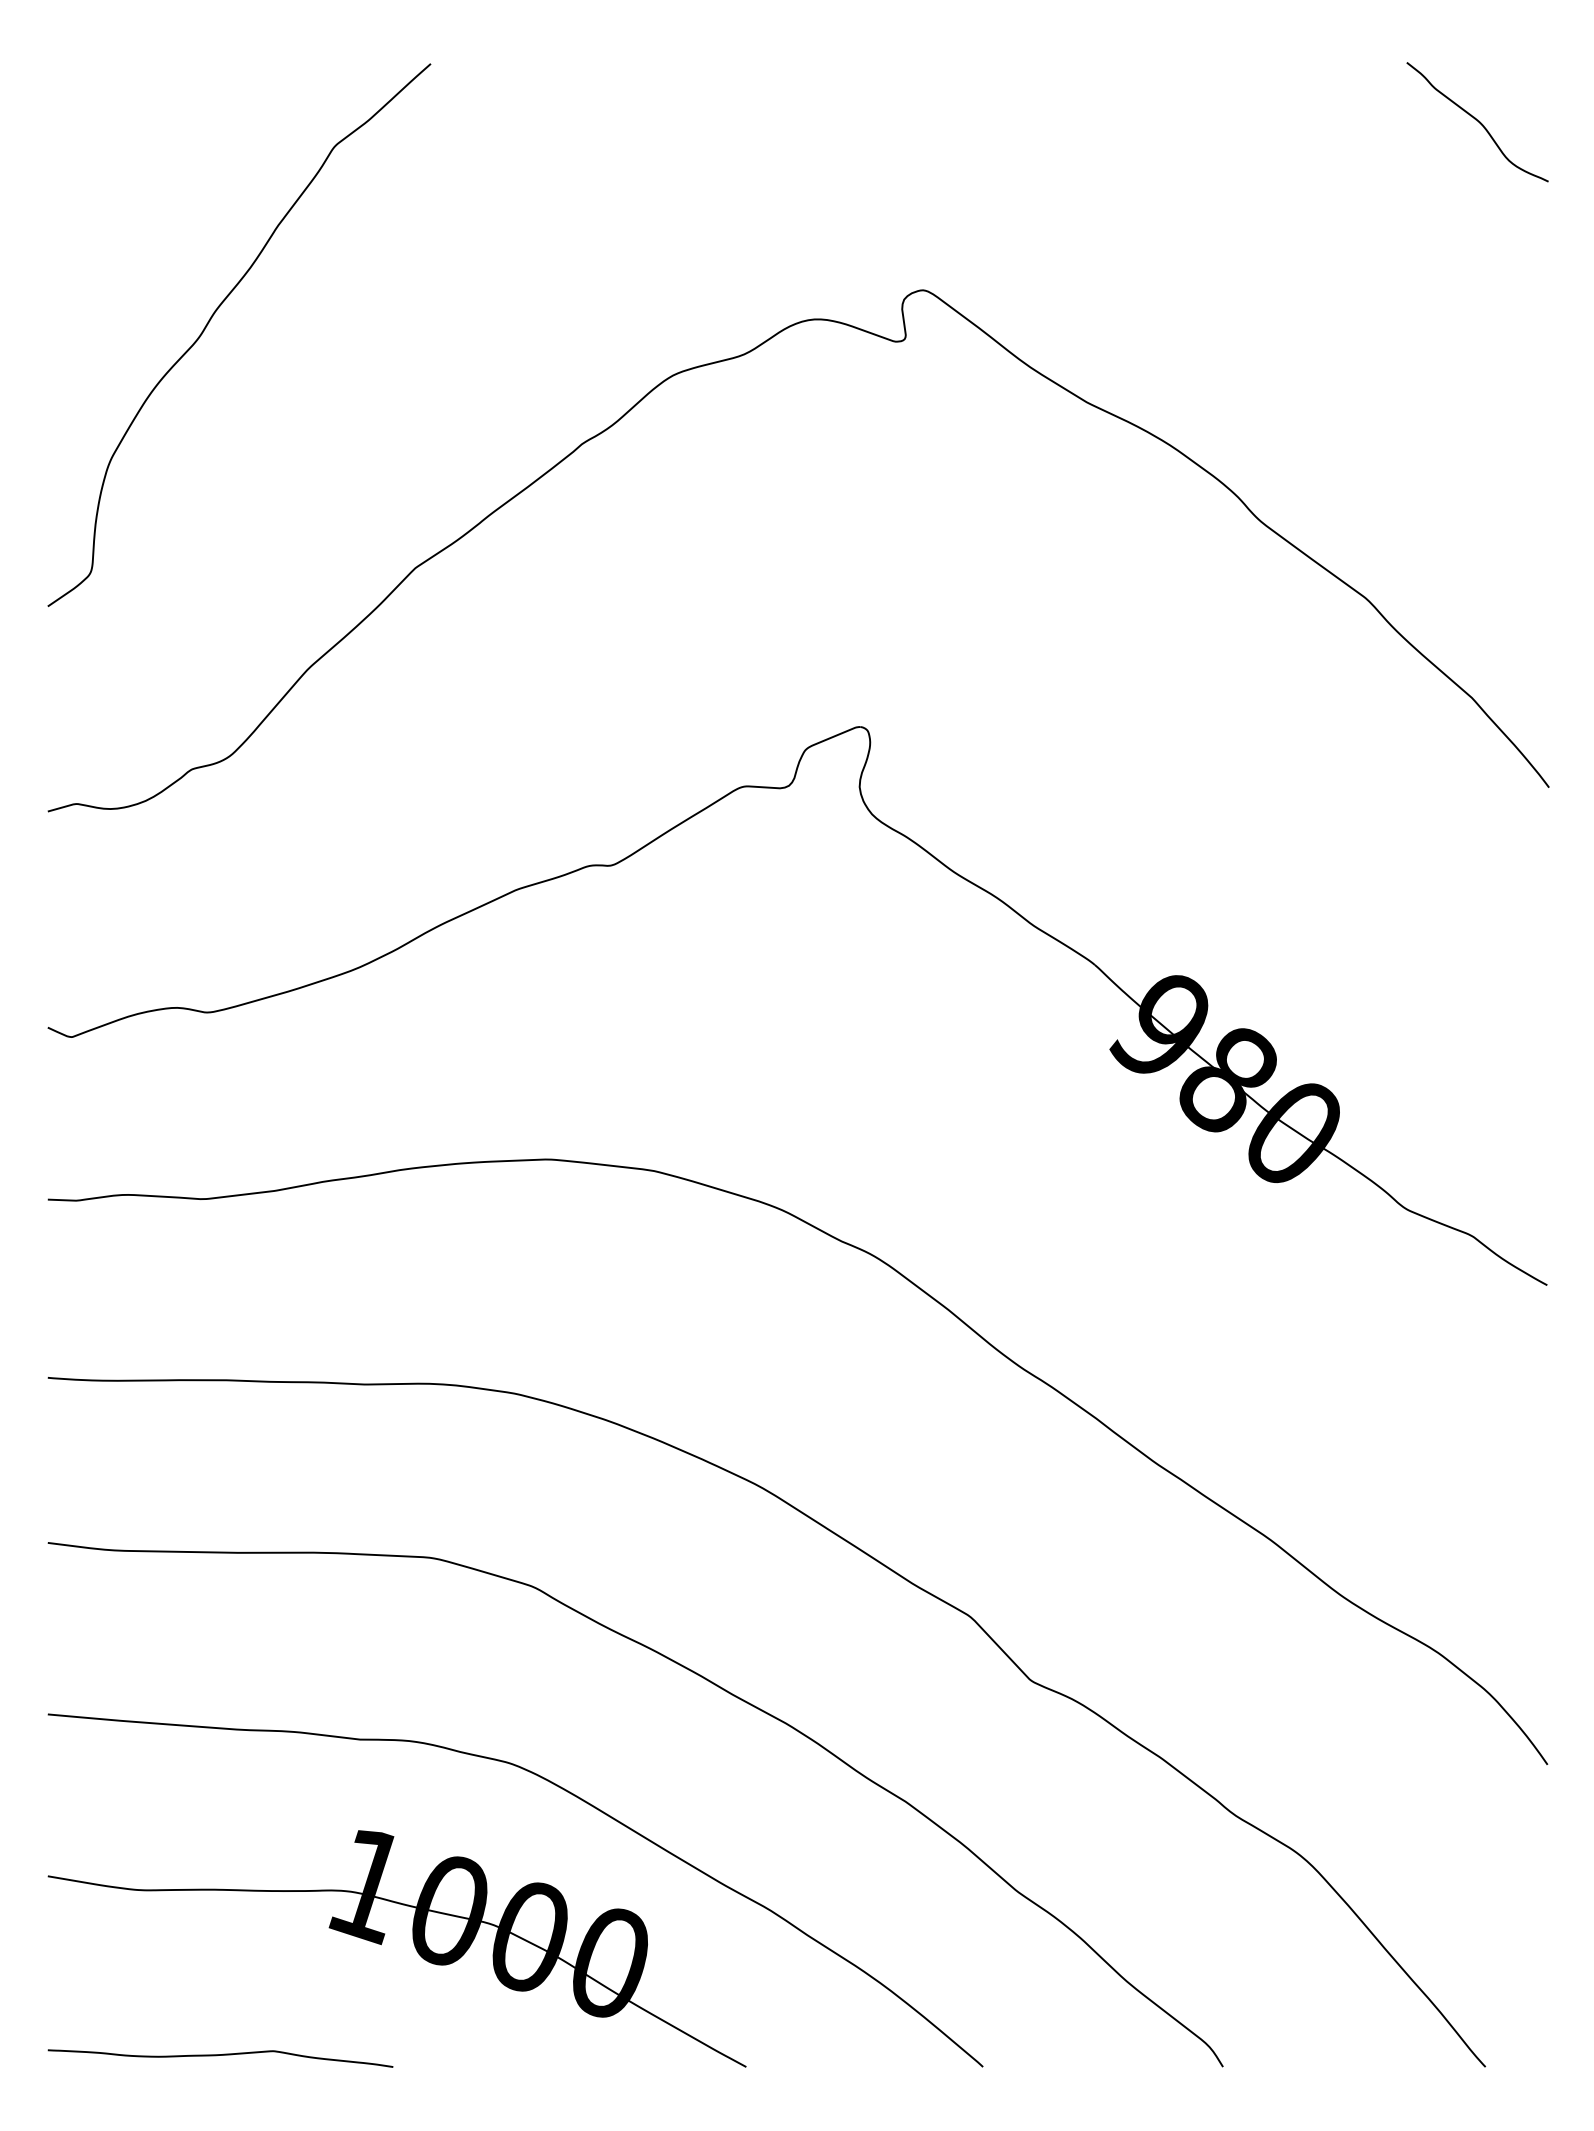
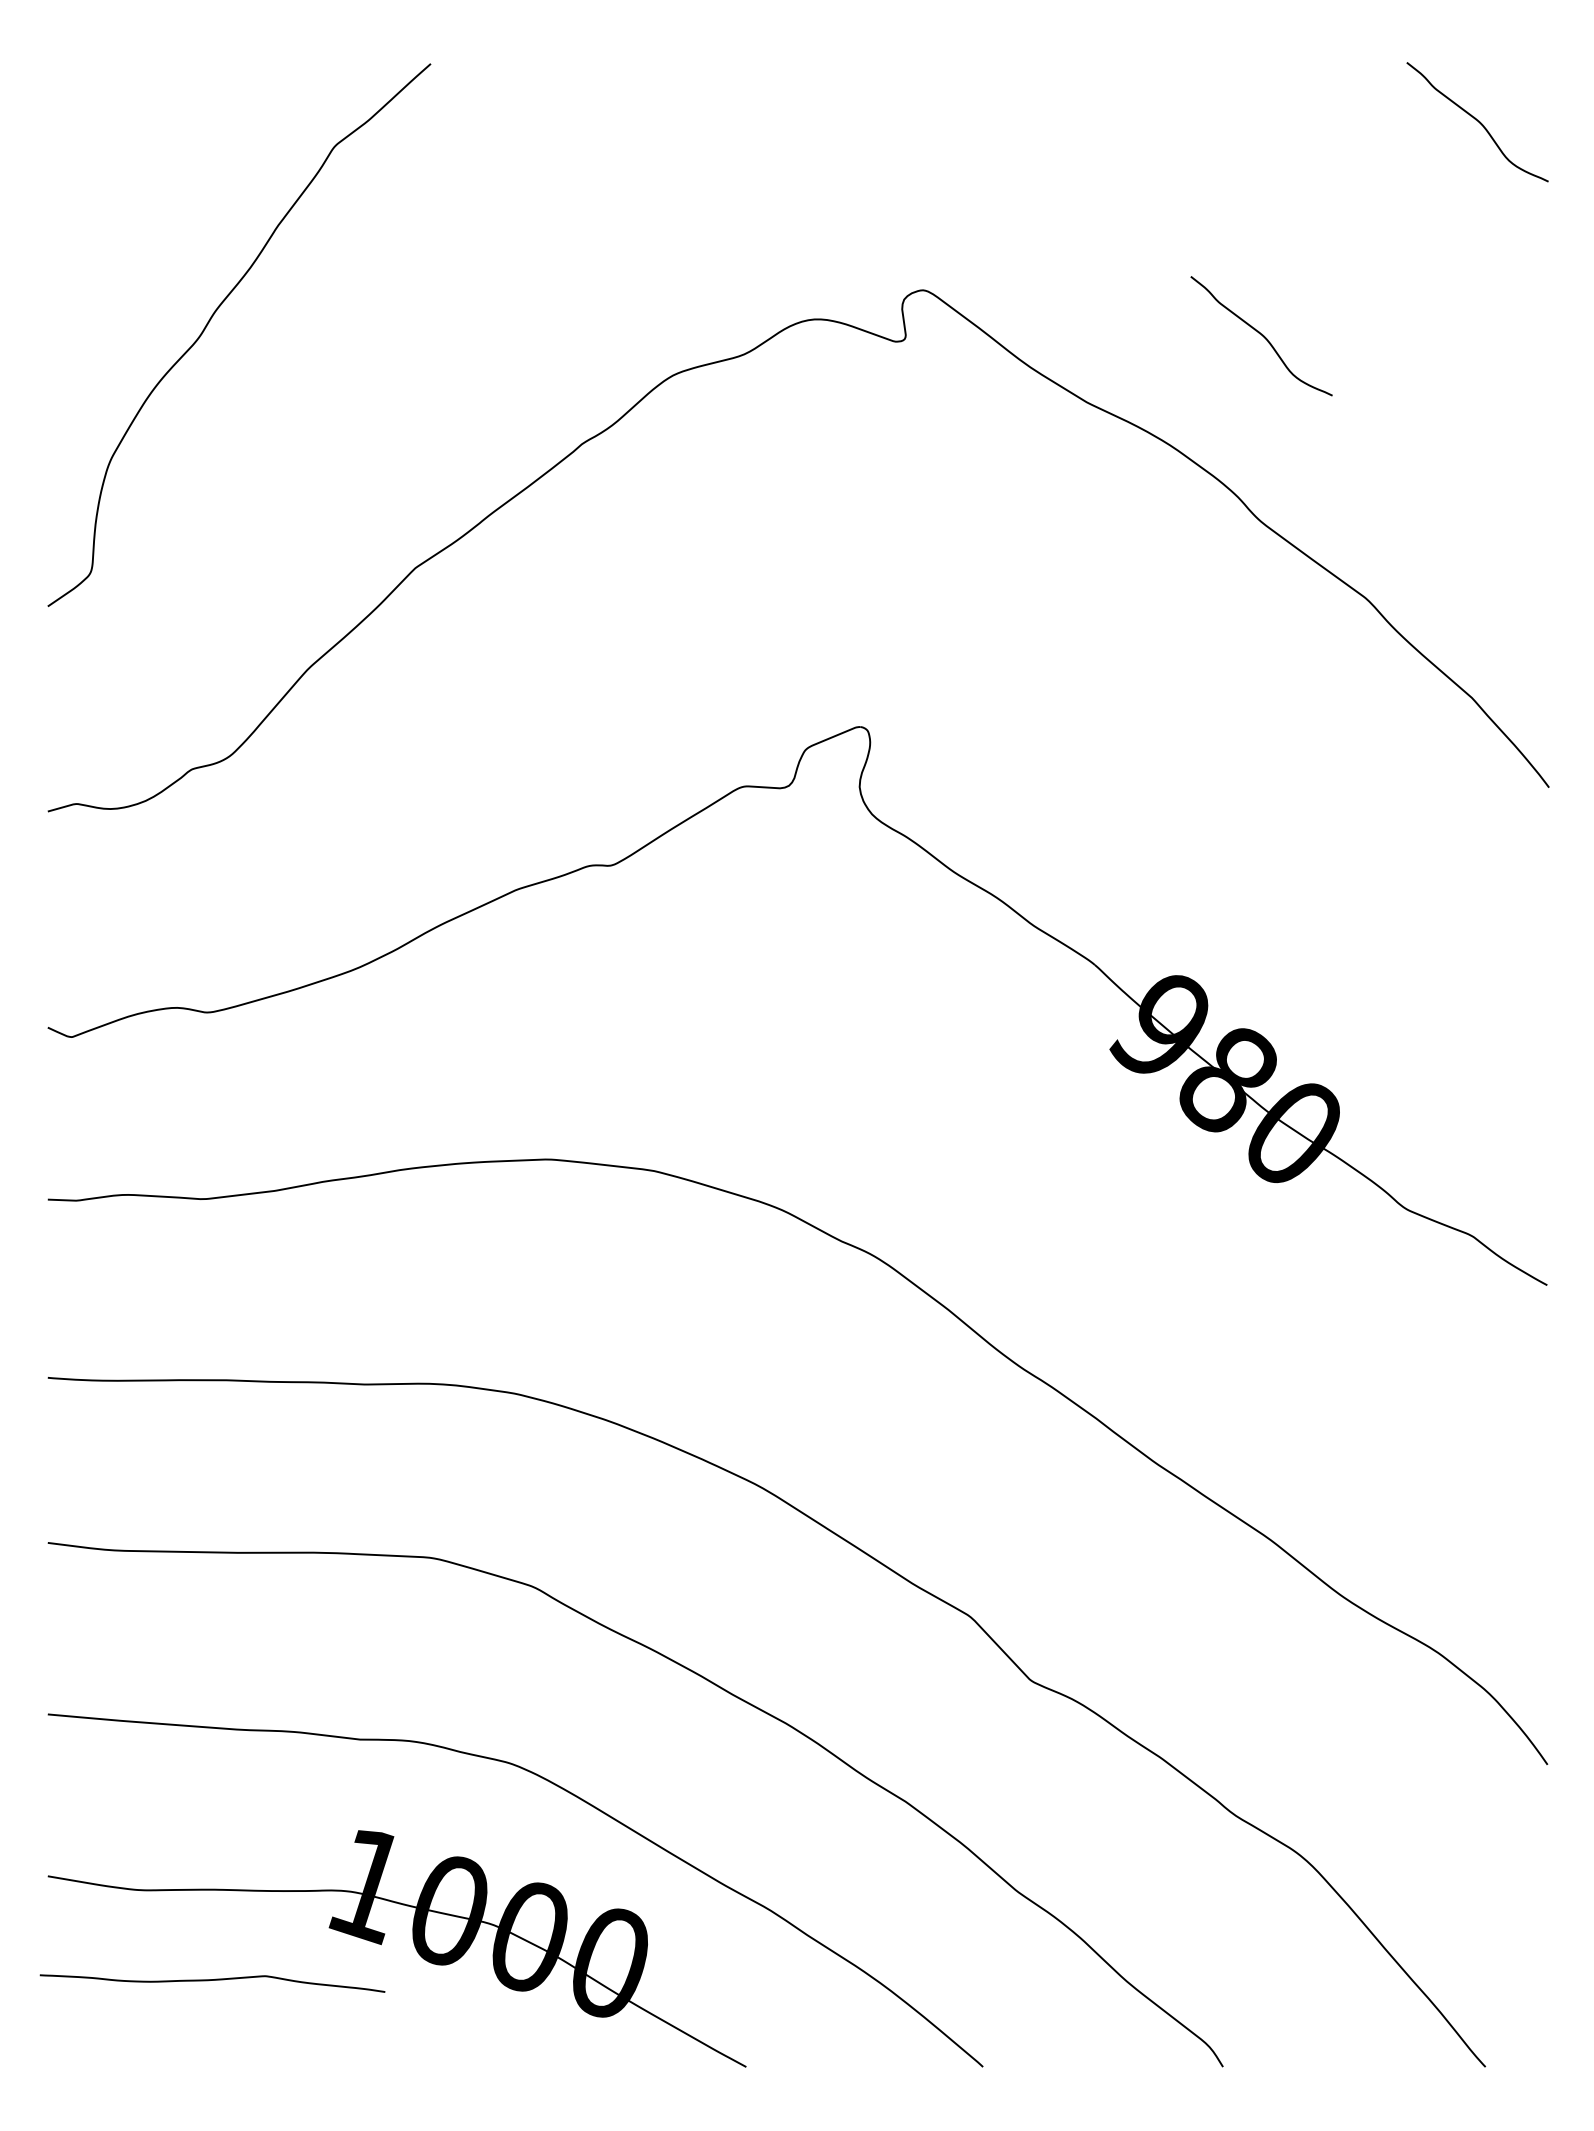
curve: none -> present (1261, 335)
curve position: (220, 2055) -> (212, 1980) (212, 1980)
